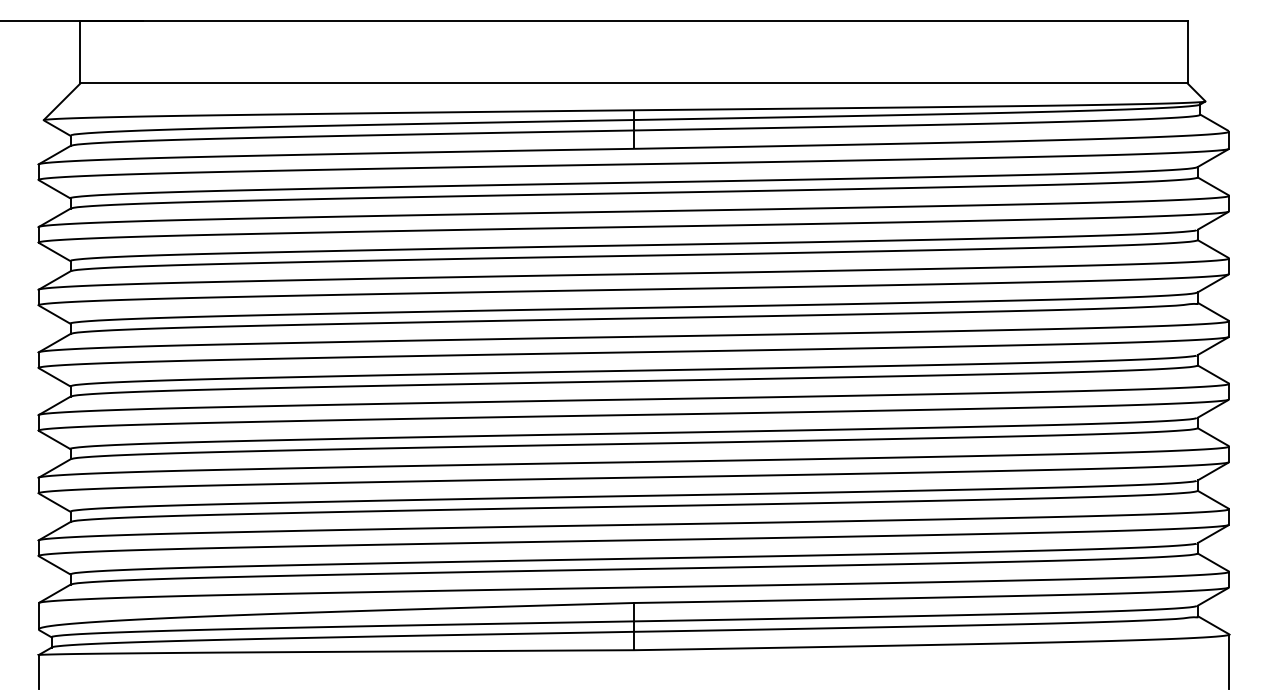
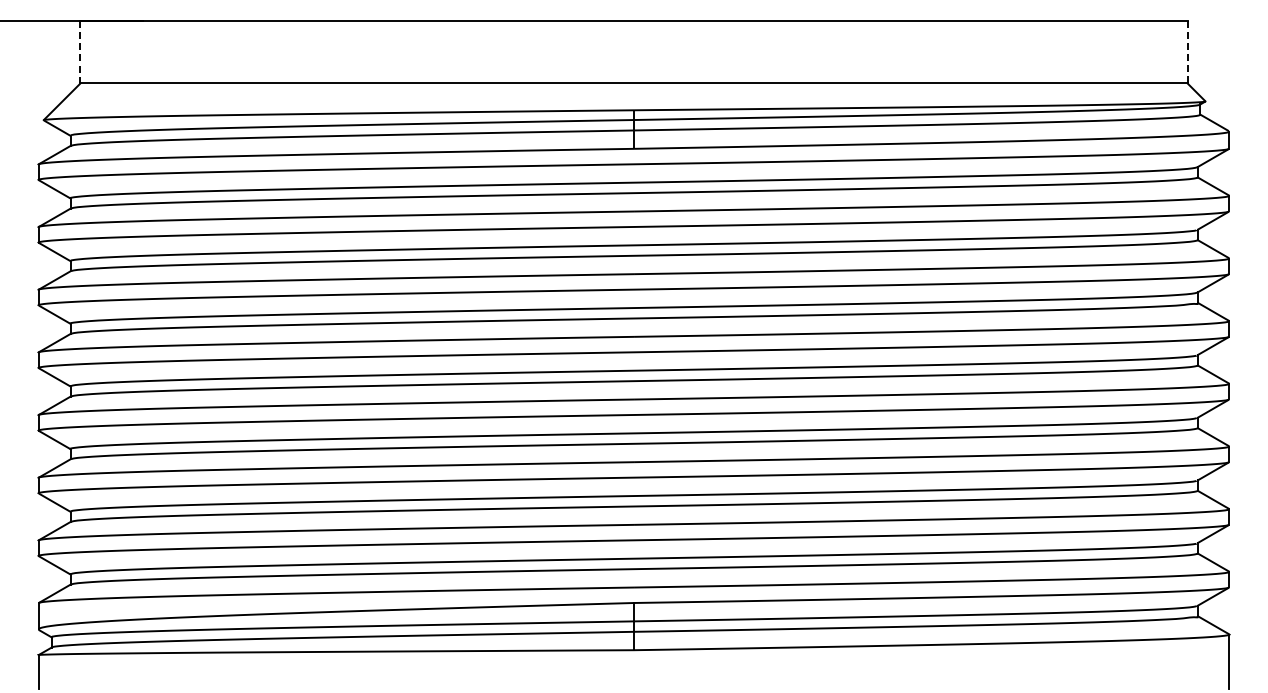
line: solid -> dashed (1187, 51)
line: solid -> dashed (80, 52)
